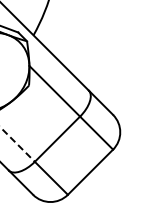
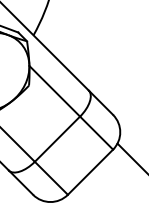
line: dashed -> solid (17, 144)
line: none -> present (131, 157)
